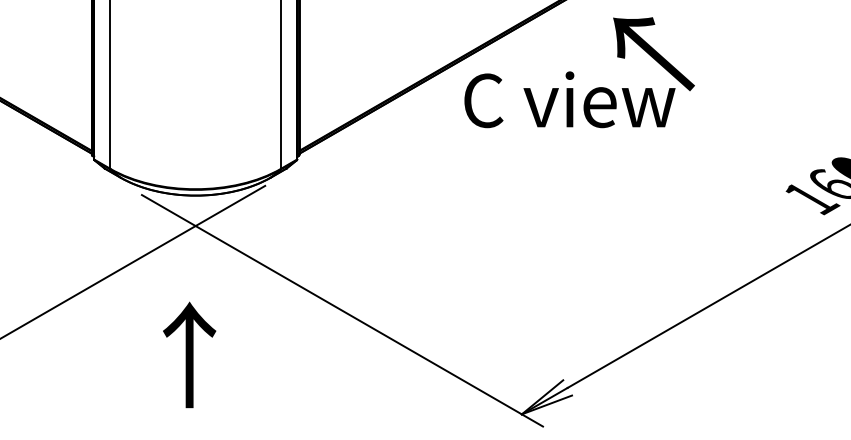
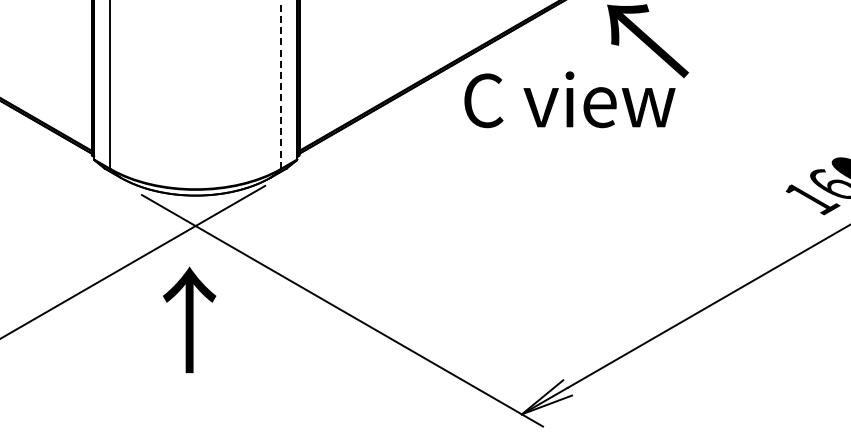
text position: (653, 54) -> (647, 41) (647, 41)
line: solid -> dashed (281, 84)
text position: (189, 354) -> (189, 319) (189, 319)
